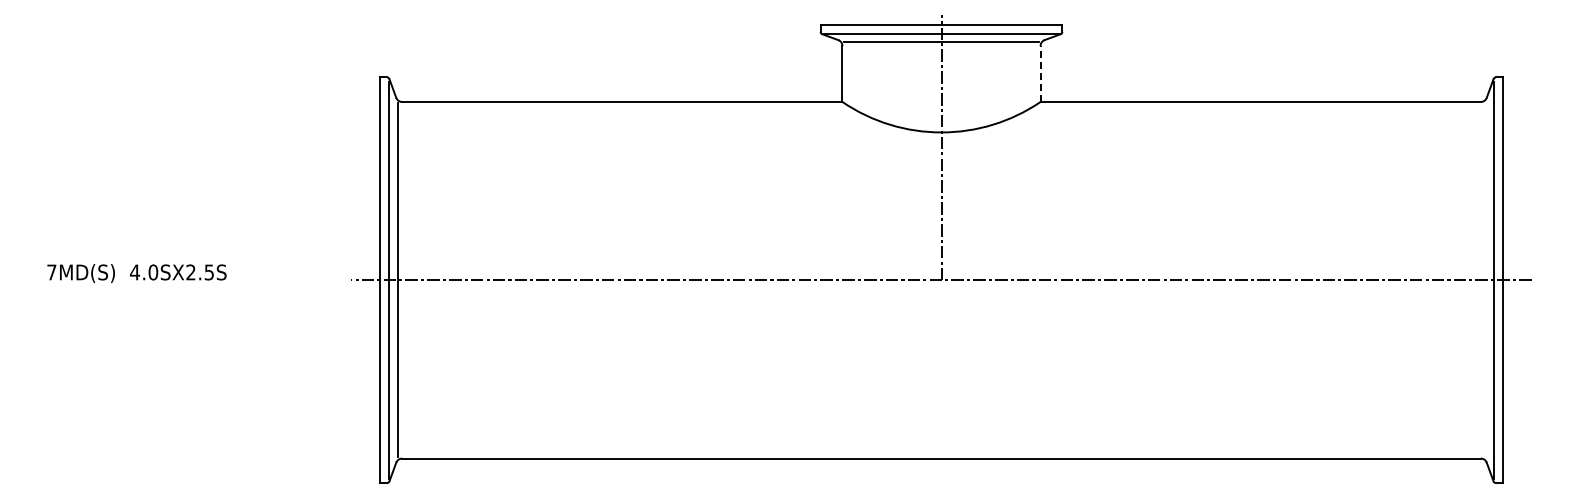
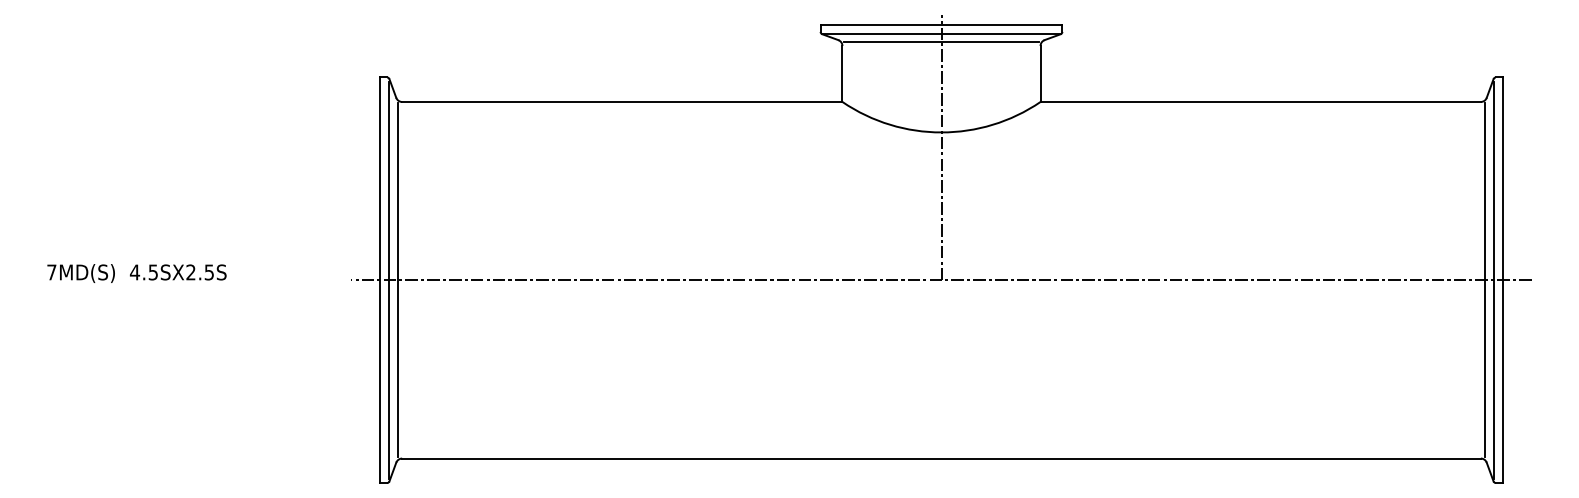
line: dashed -> solid (1040, 73)
text: 4.0SX2.5S -> 4.5SX2.5S (153, 272)
line: none -> present (1485, 280)
